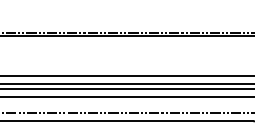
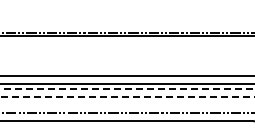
line: solid -> dashed (127, 89)
line: solid -> dashed (127, 97)
